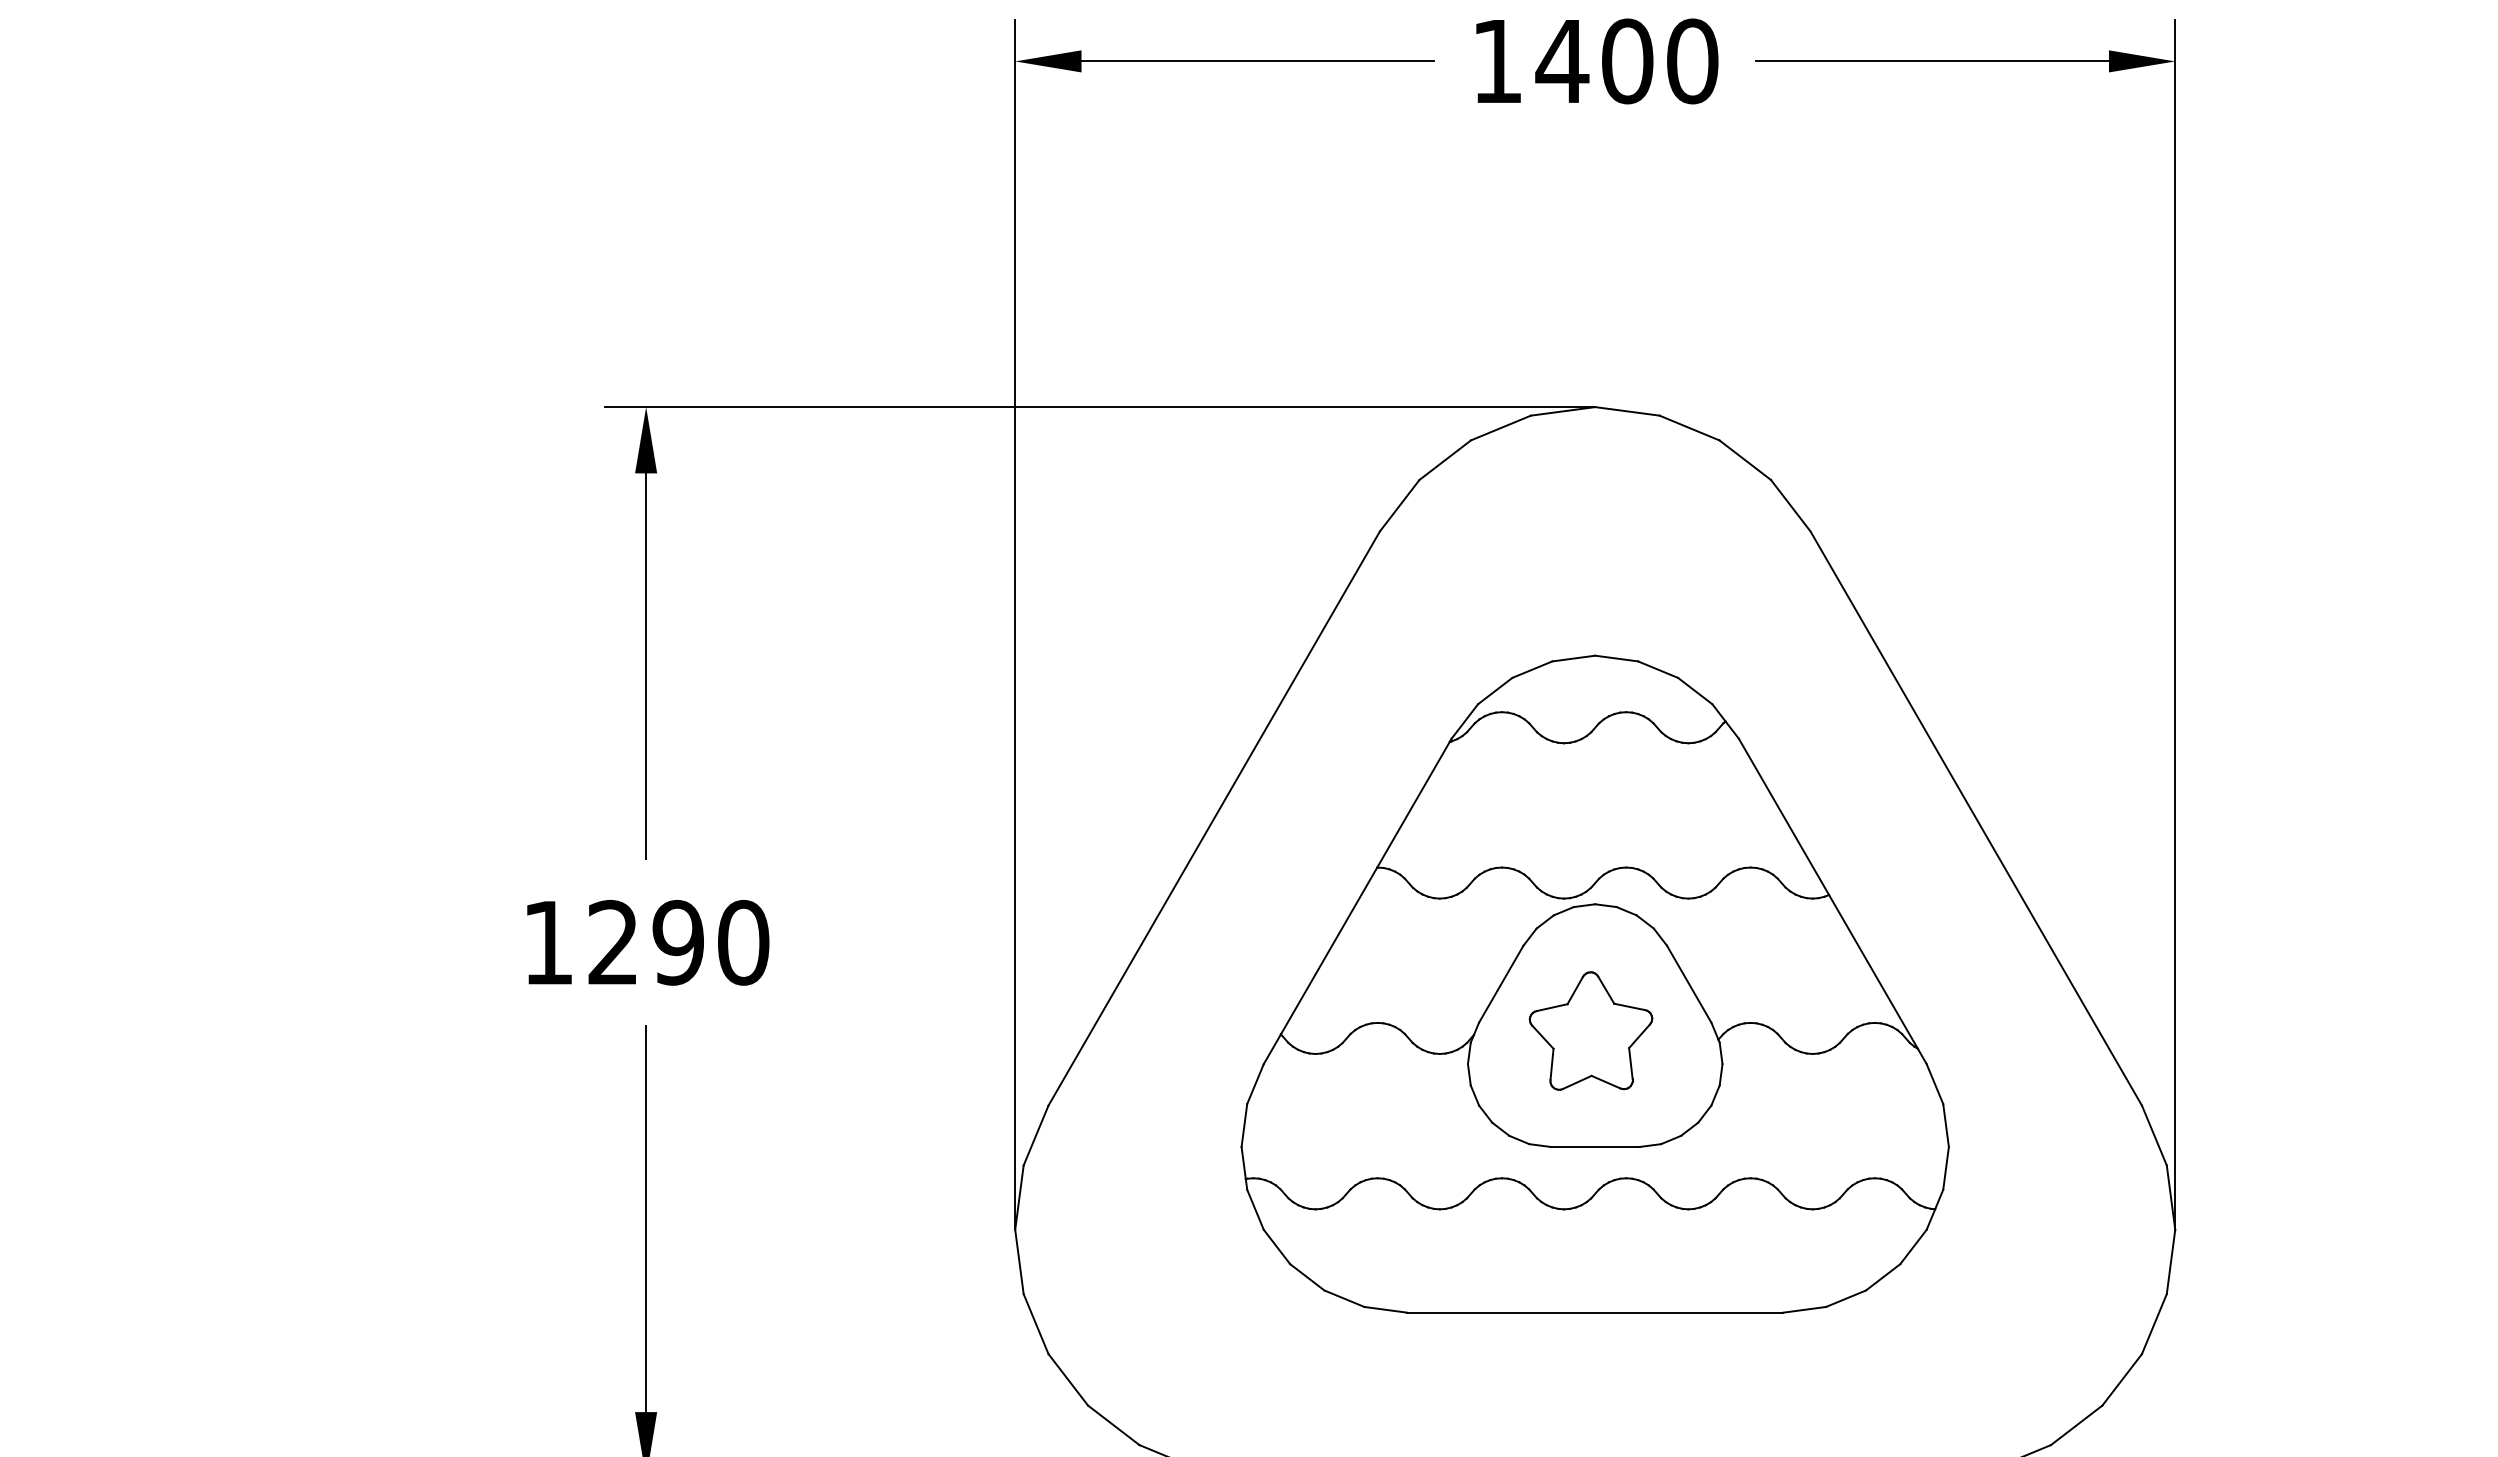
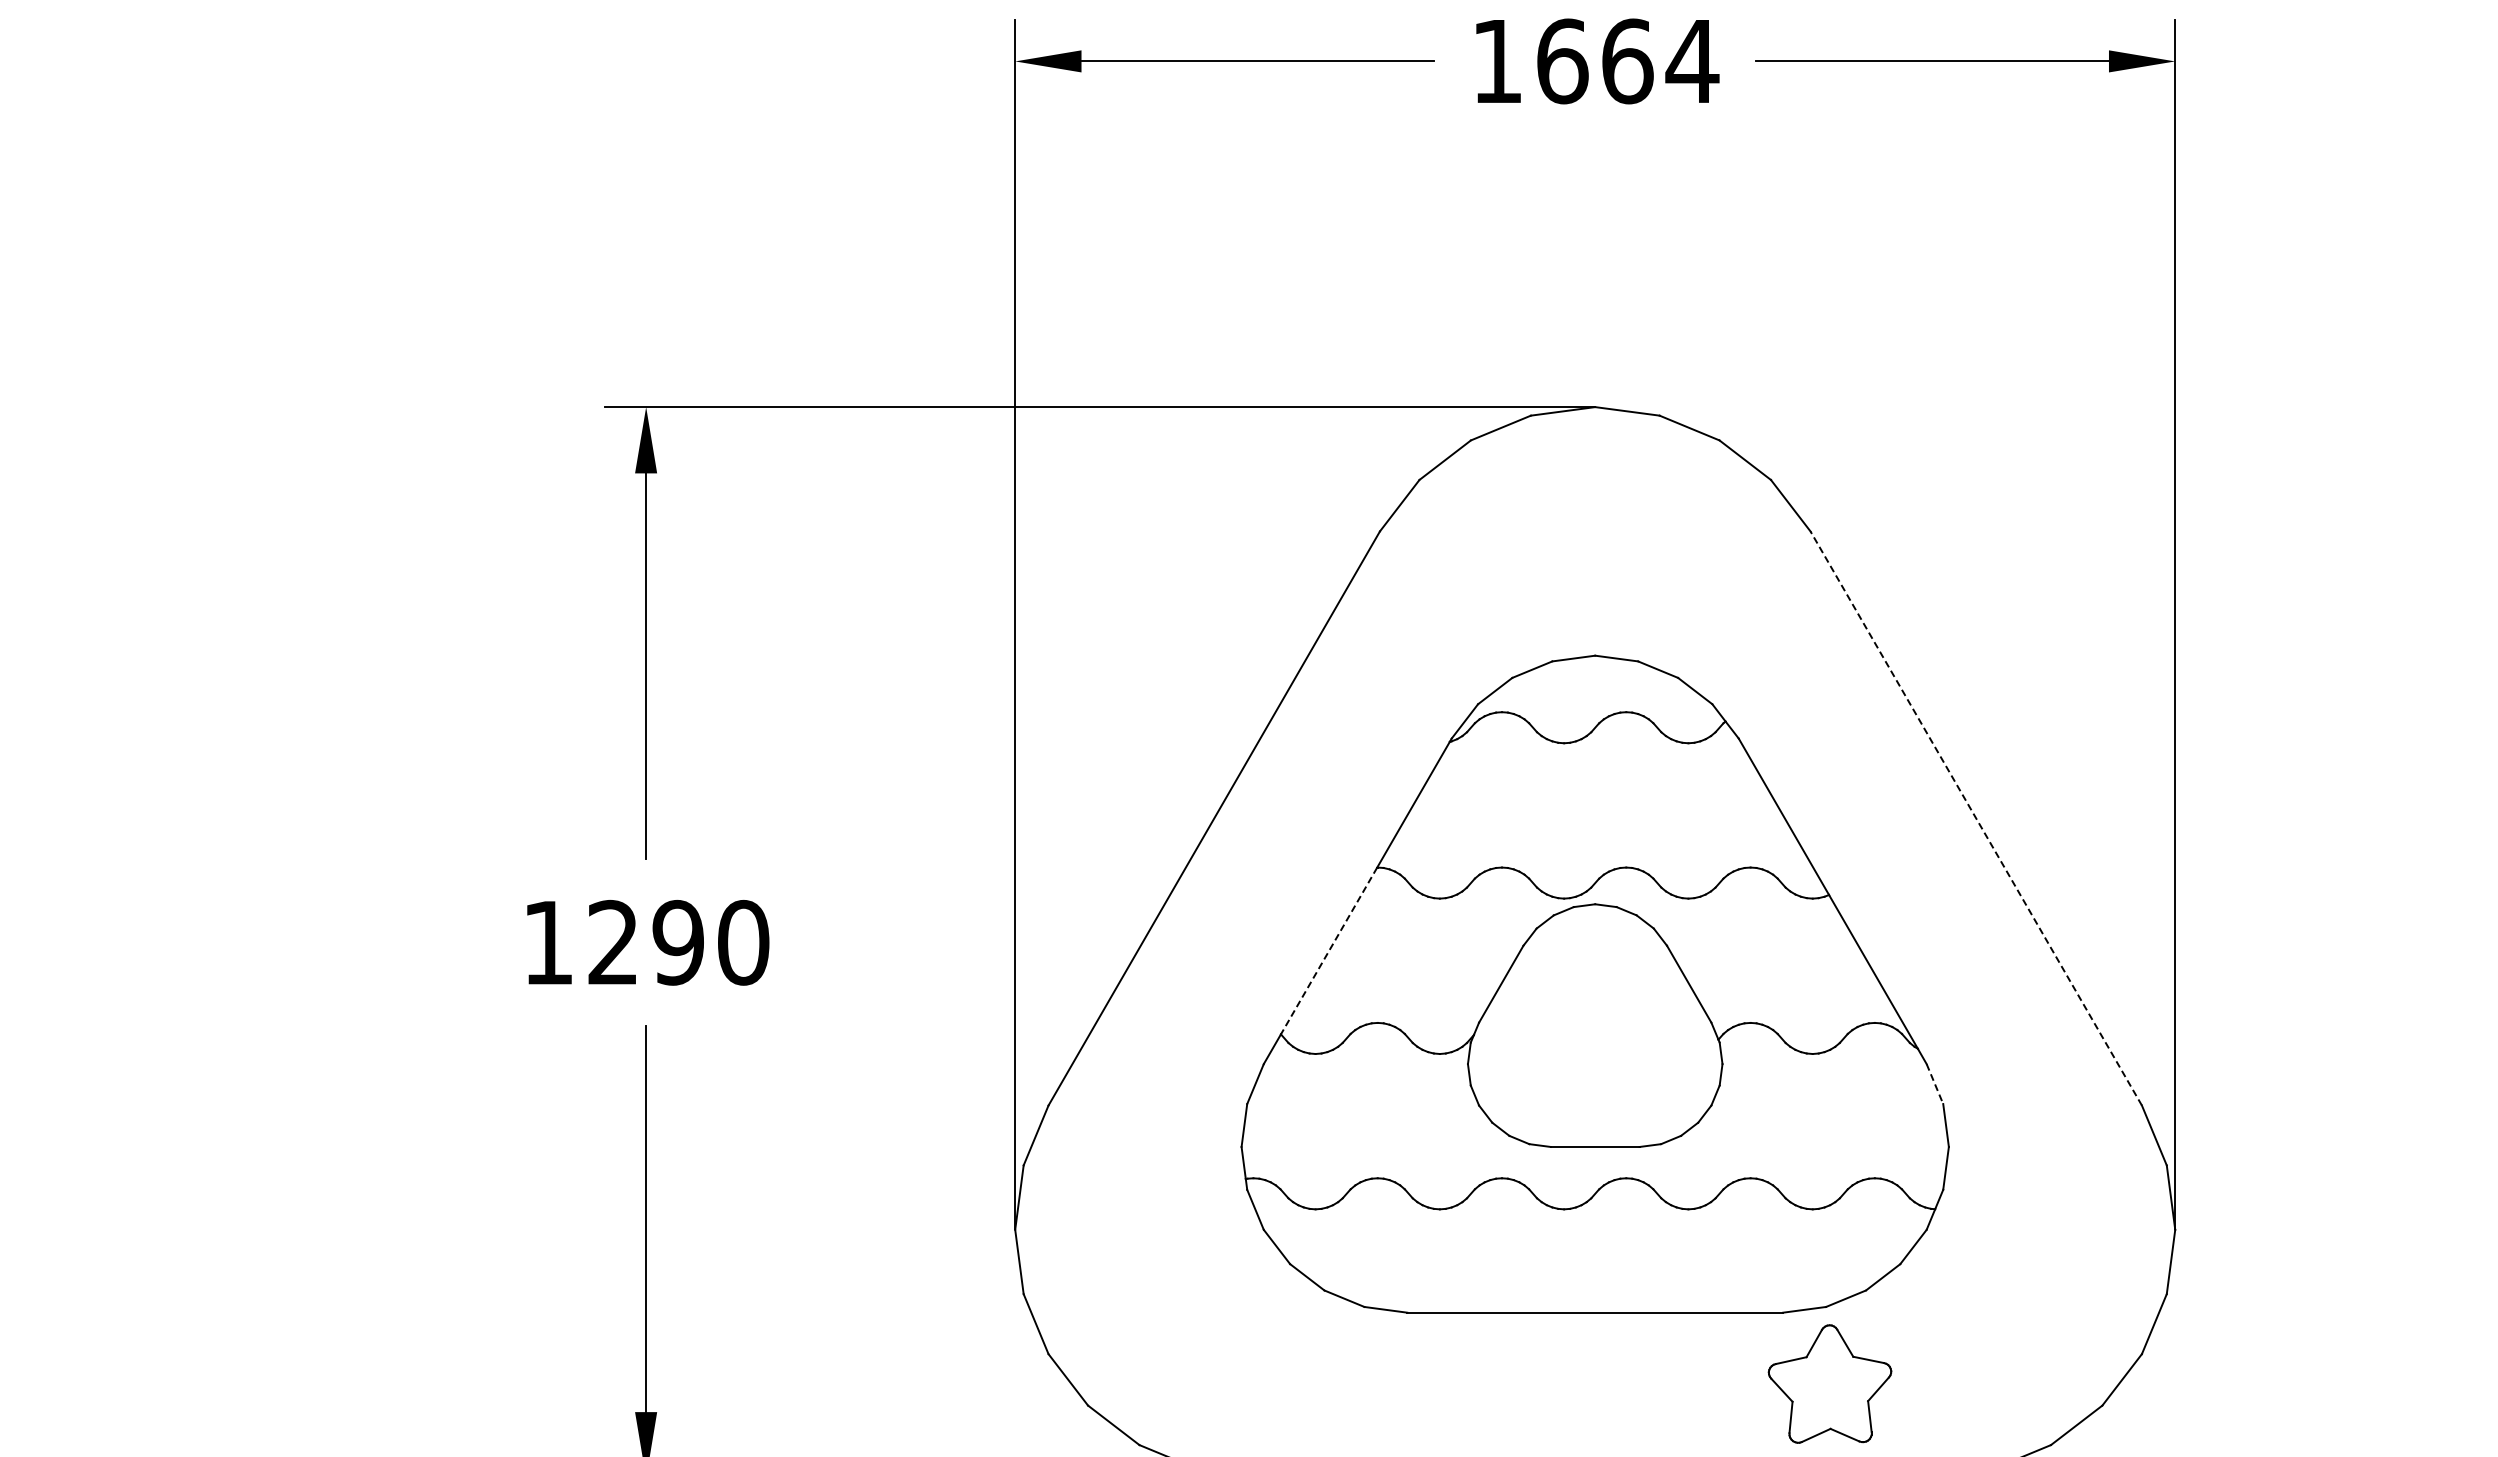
text: 1400 -> 1664 (1627, 61)
line: solid -> dashed (1975, 818)
line: solid -> dashed (1328, 951)
part position: (1590, 1030) -> (1829, 1383) (1829, 1383)
line: solid -> dashed (1934, 1084)
